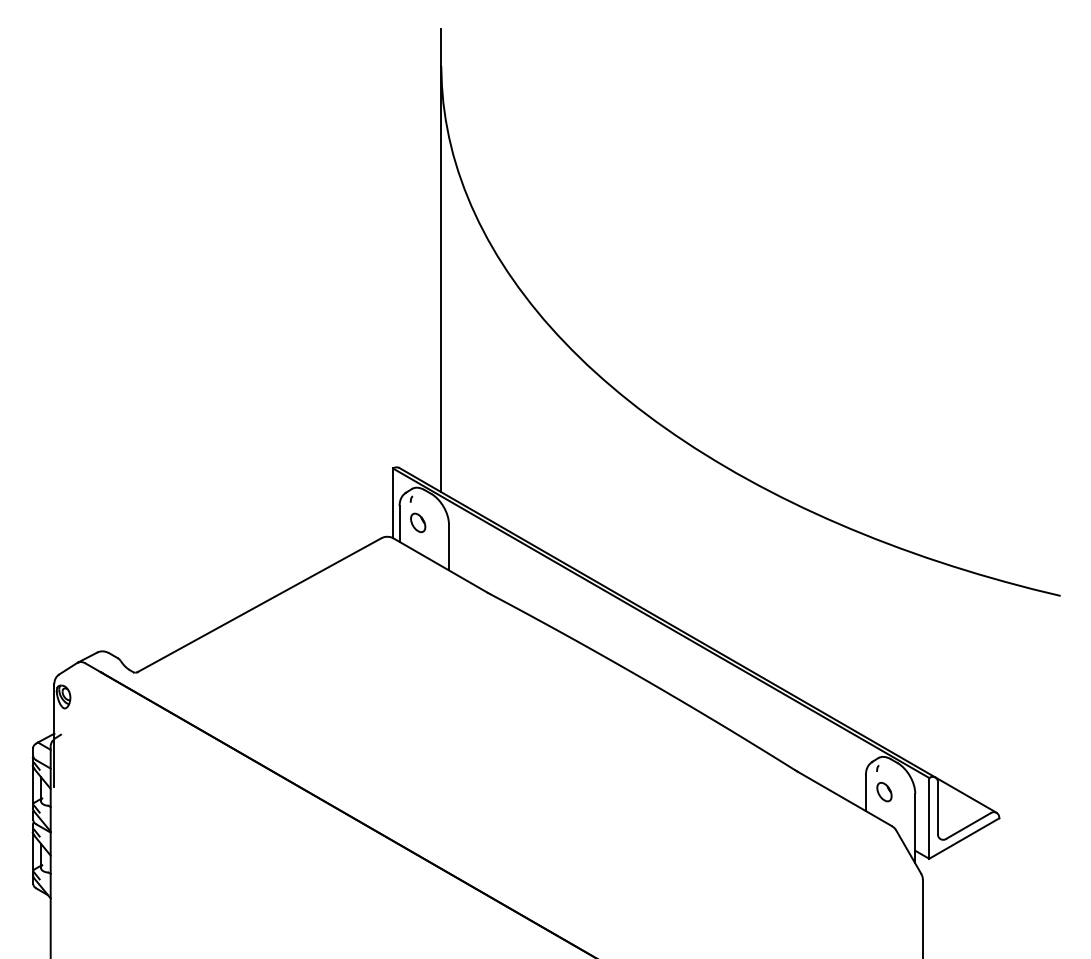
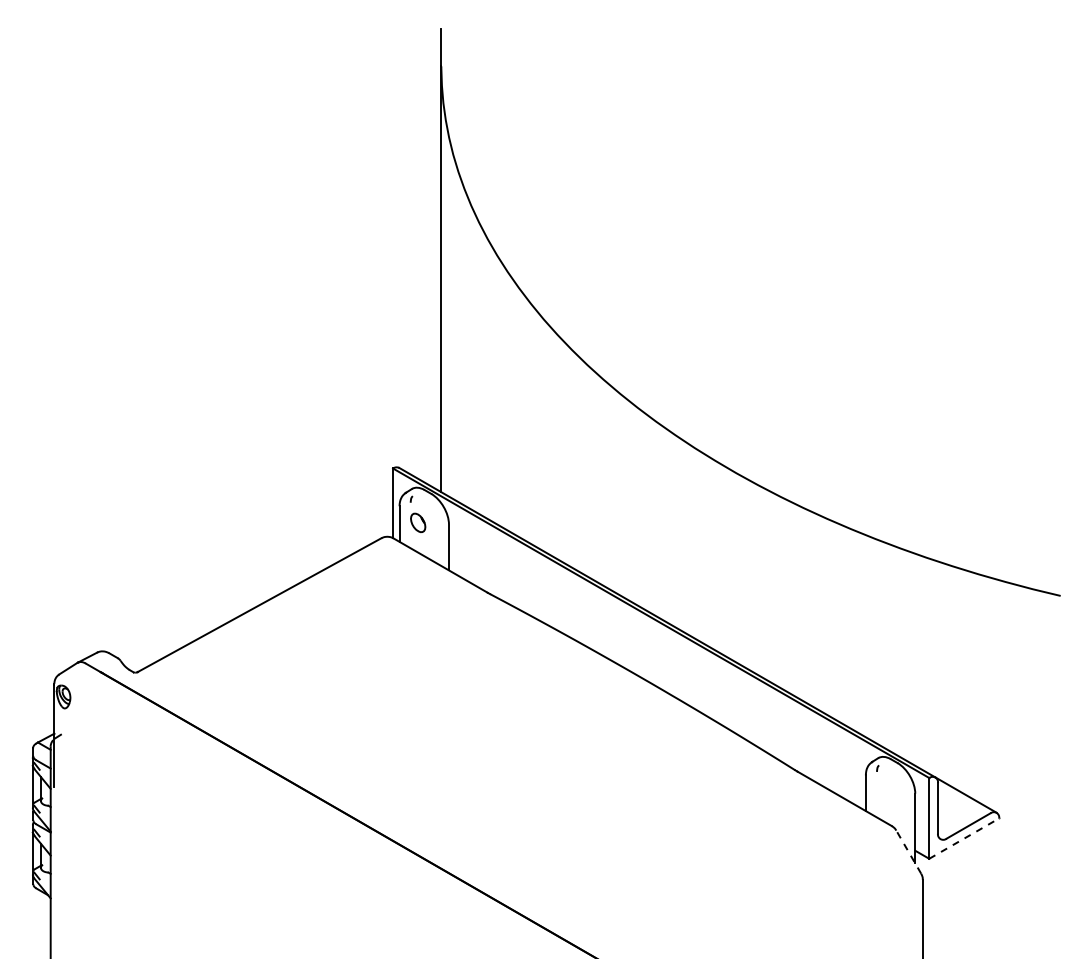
part: present -> none (884, 792)
line: solid -> dashed (964, 838)
line: solid -> dashed (908, 852)
